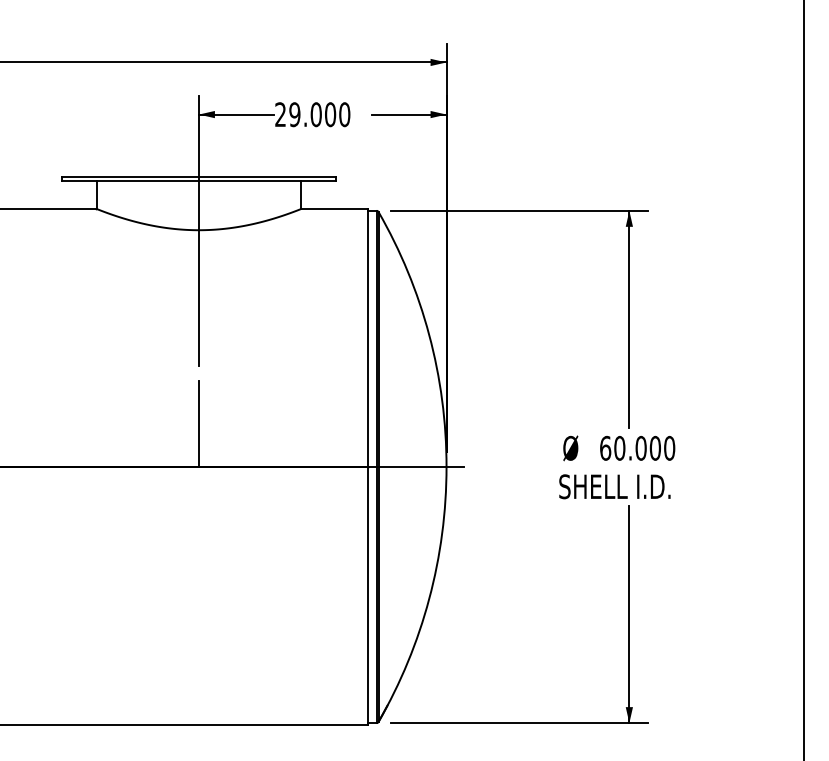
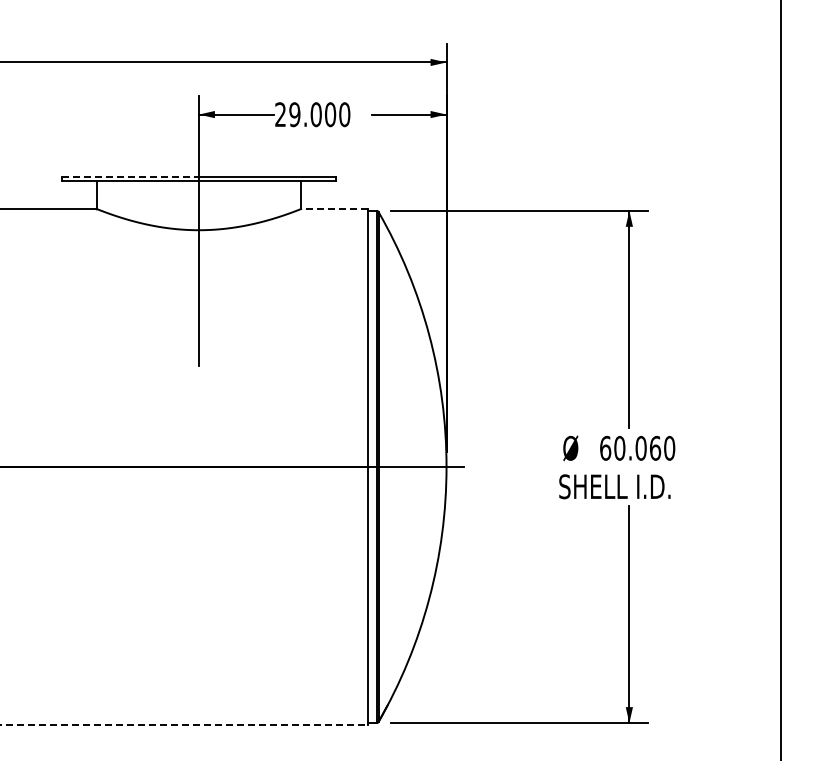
line: solid -> dashed (131, 176)
line: solid -> dashed (334, 208)
line position: (804, 379) -> (781, 379) (781, 379)
line: present -> none (198, 423)
text: 60.000 -> 60.060 (655, 447)
line: solid -> dashed (184, 725)
